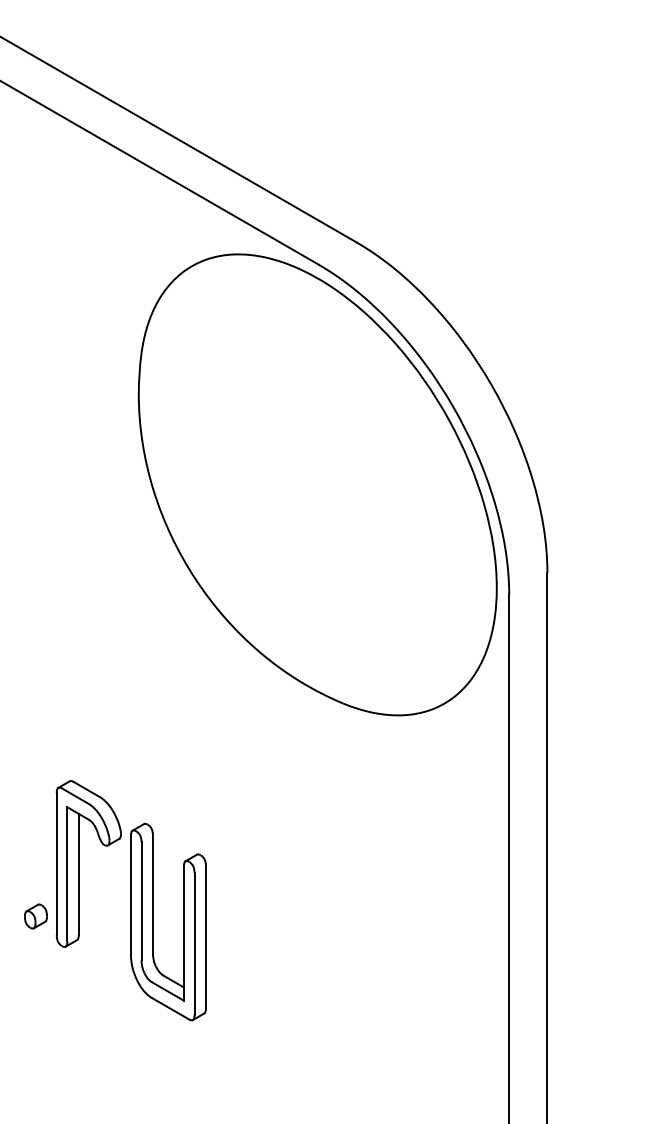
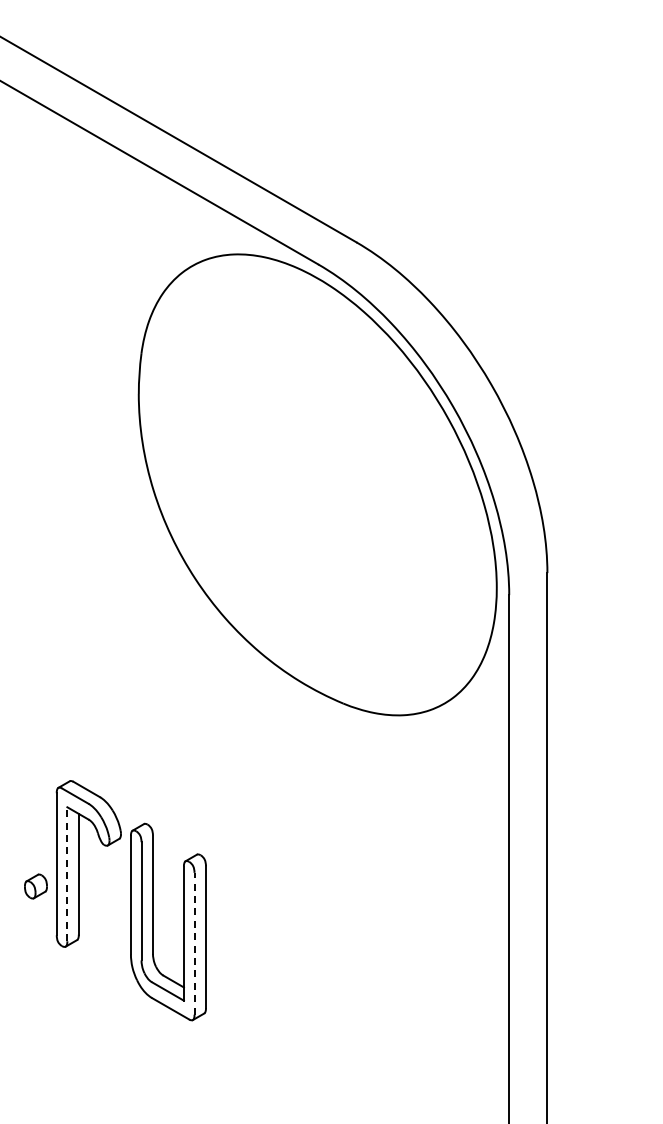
line: solid -> dashed (67, 873)
part position: (35, 916) -> (35, 886) (35, 886)
line: solid -> dashed (194, 943)
